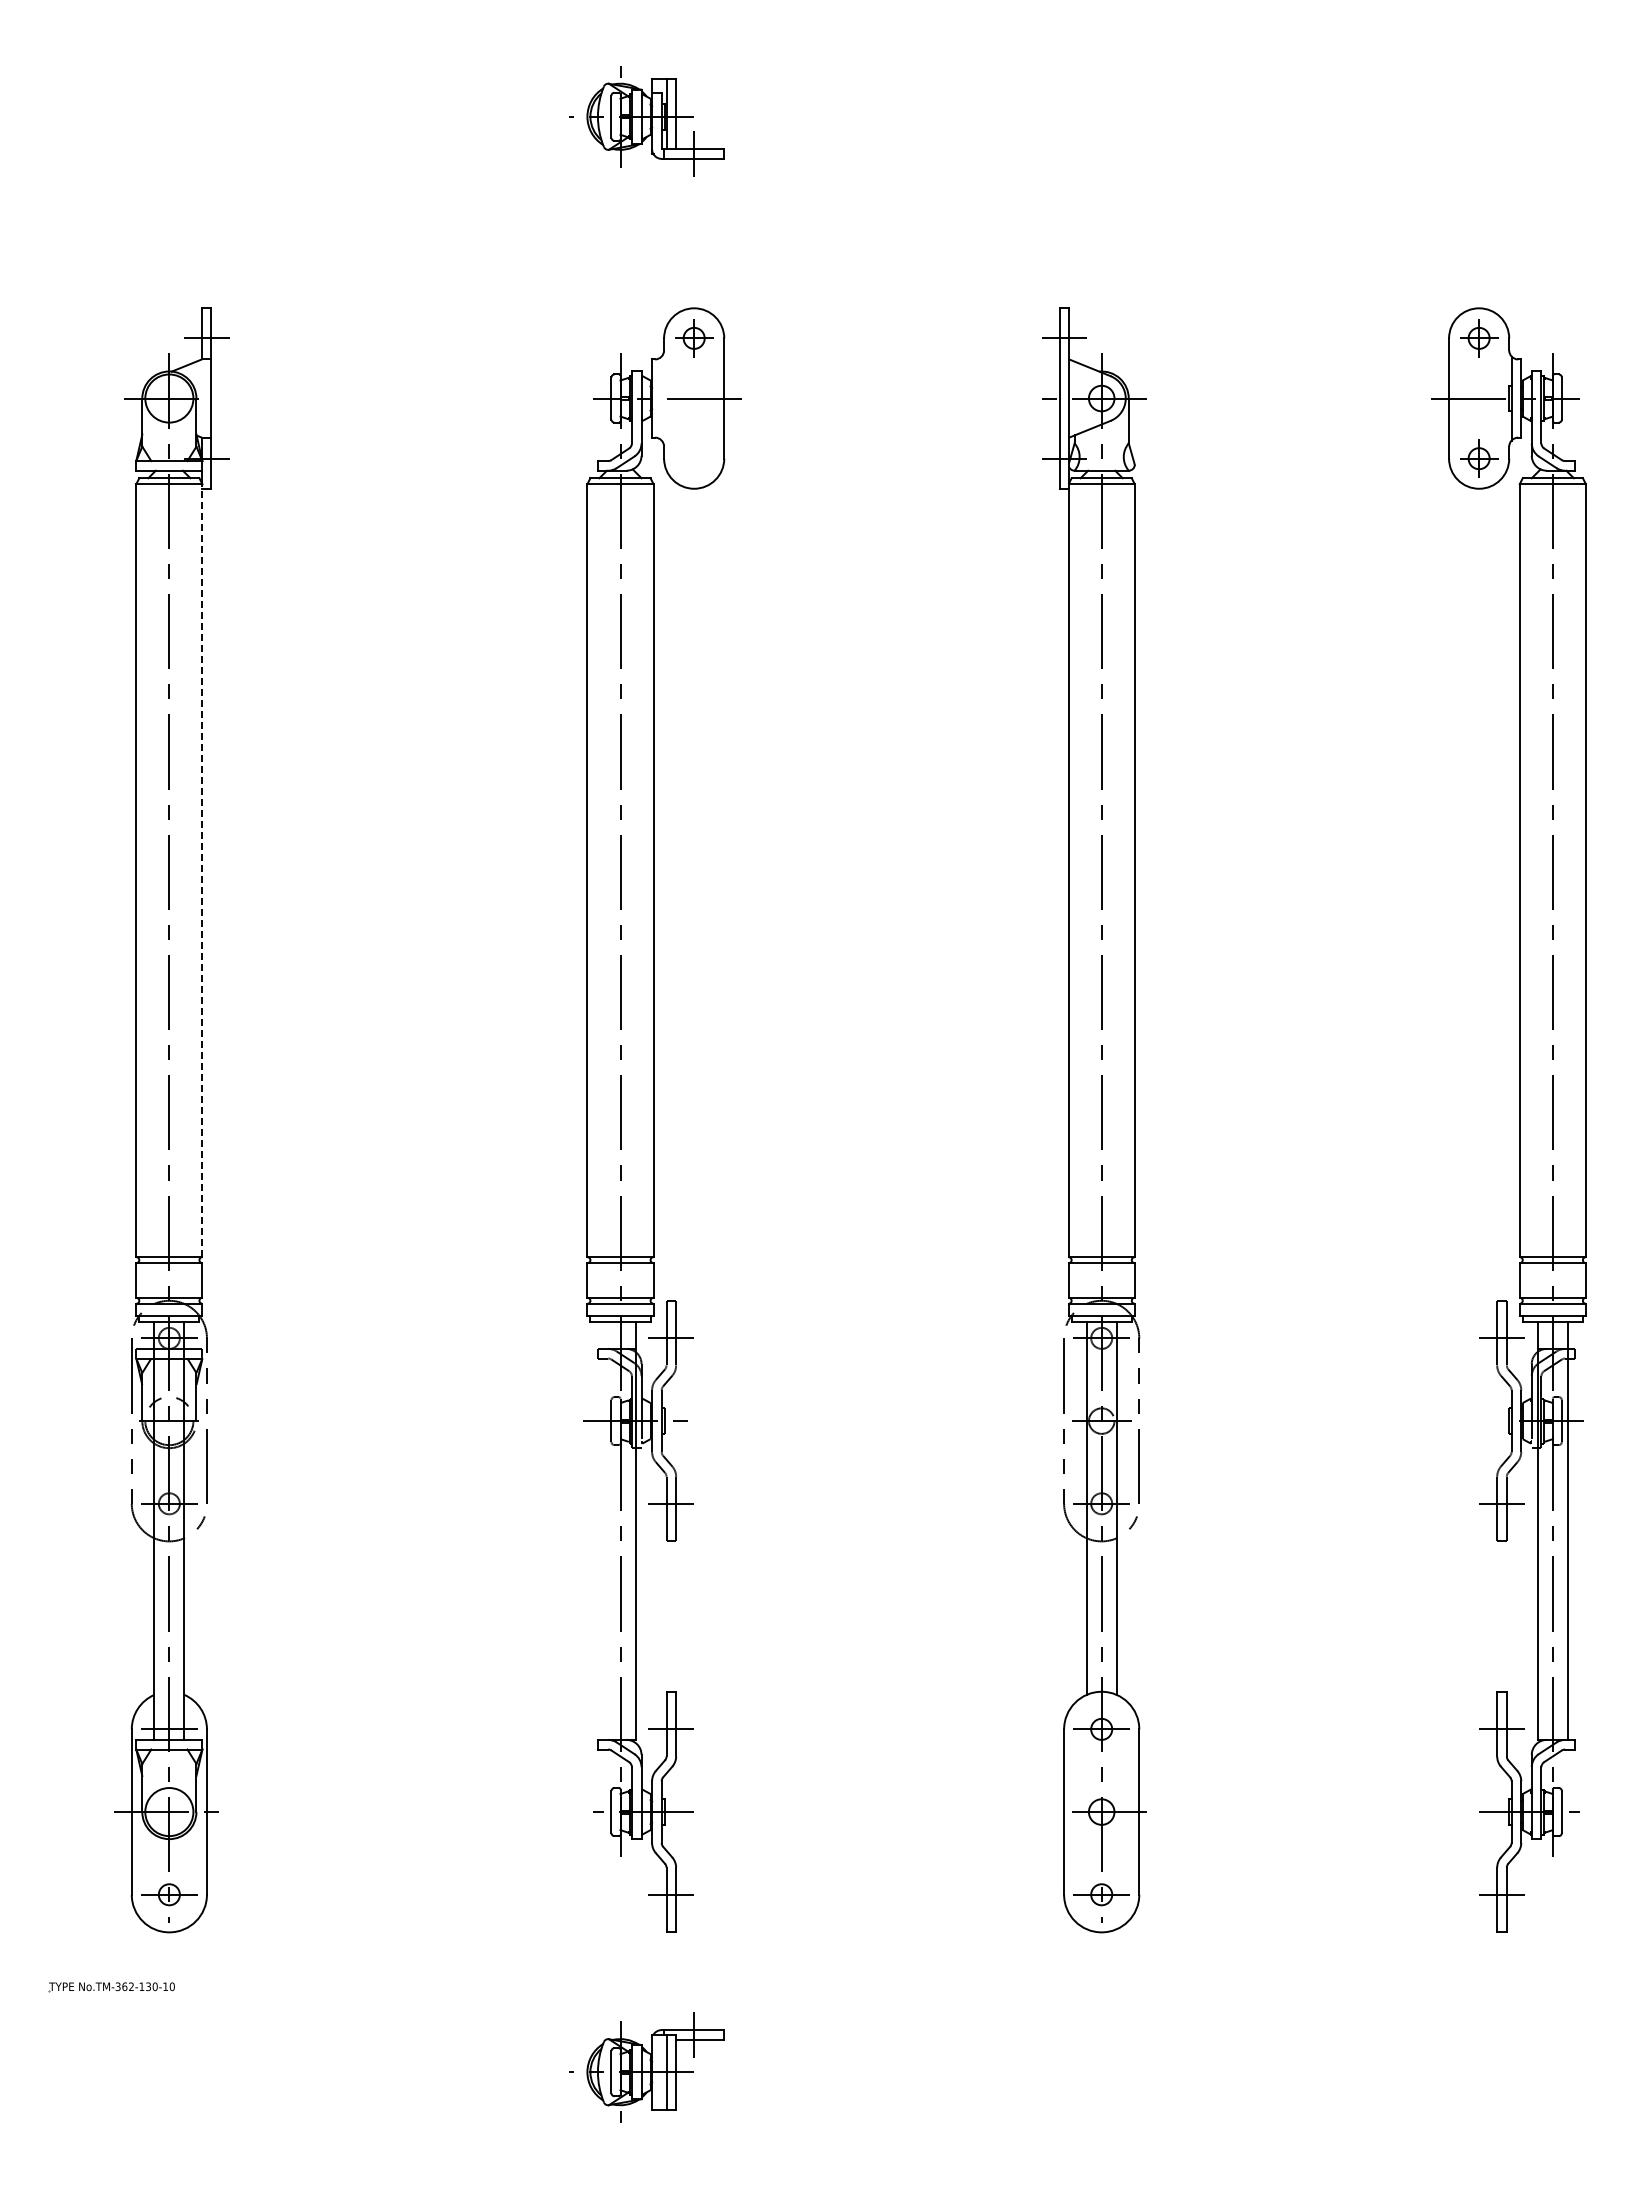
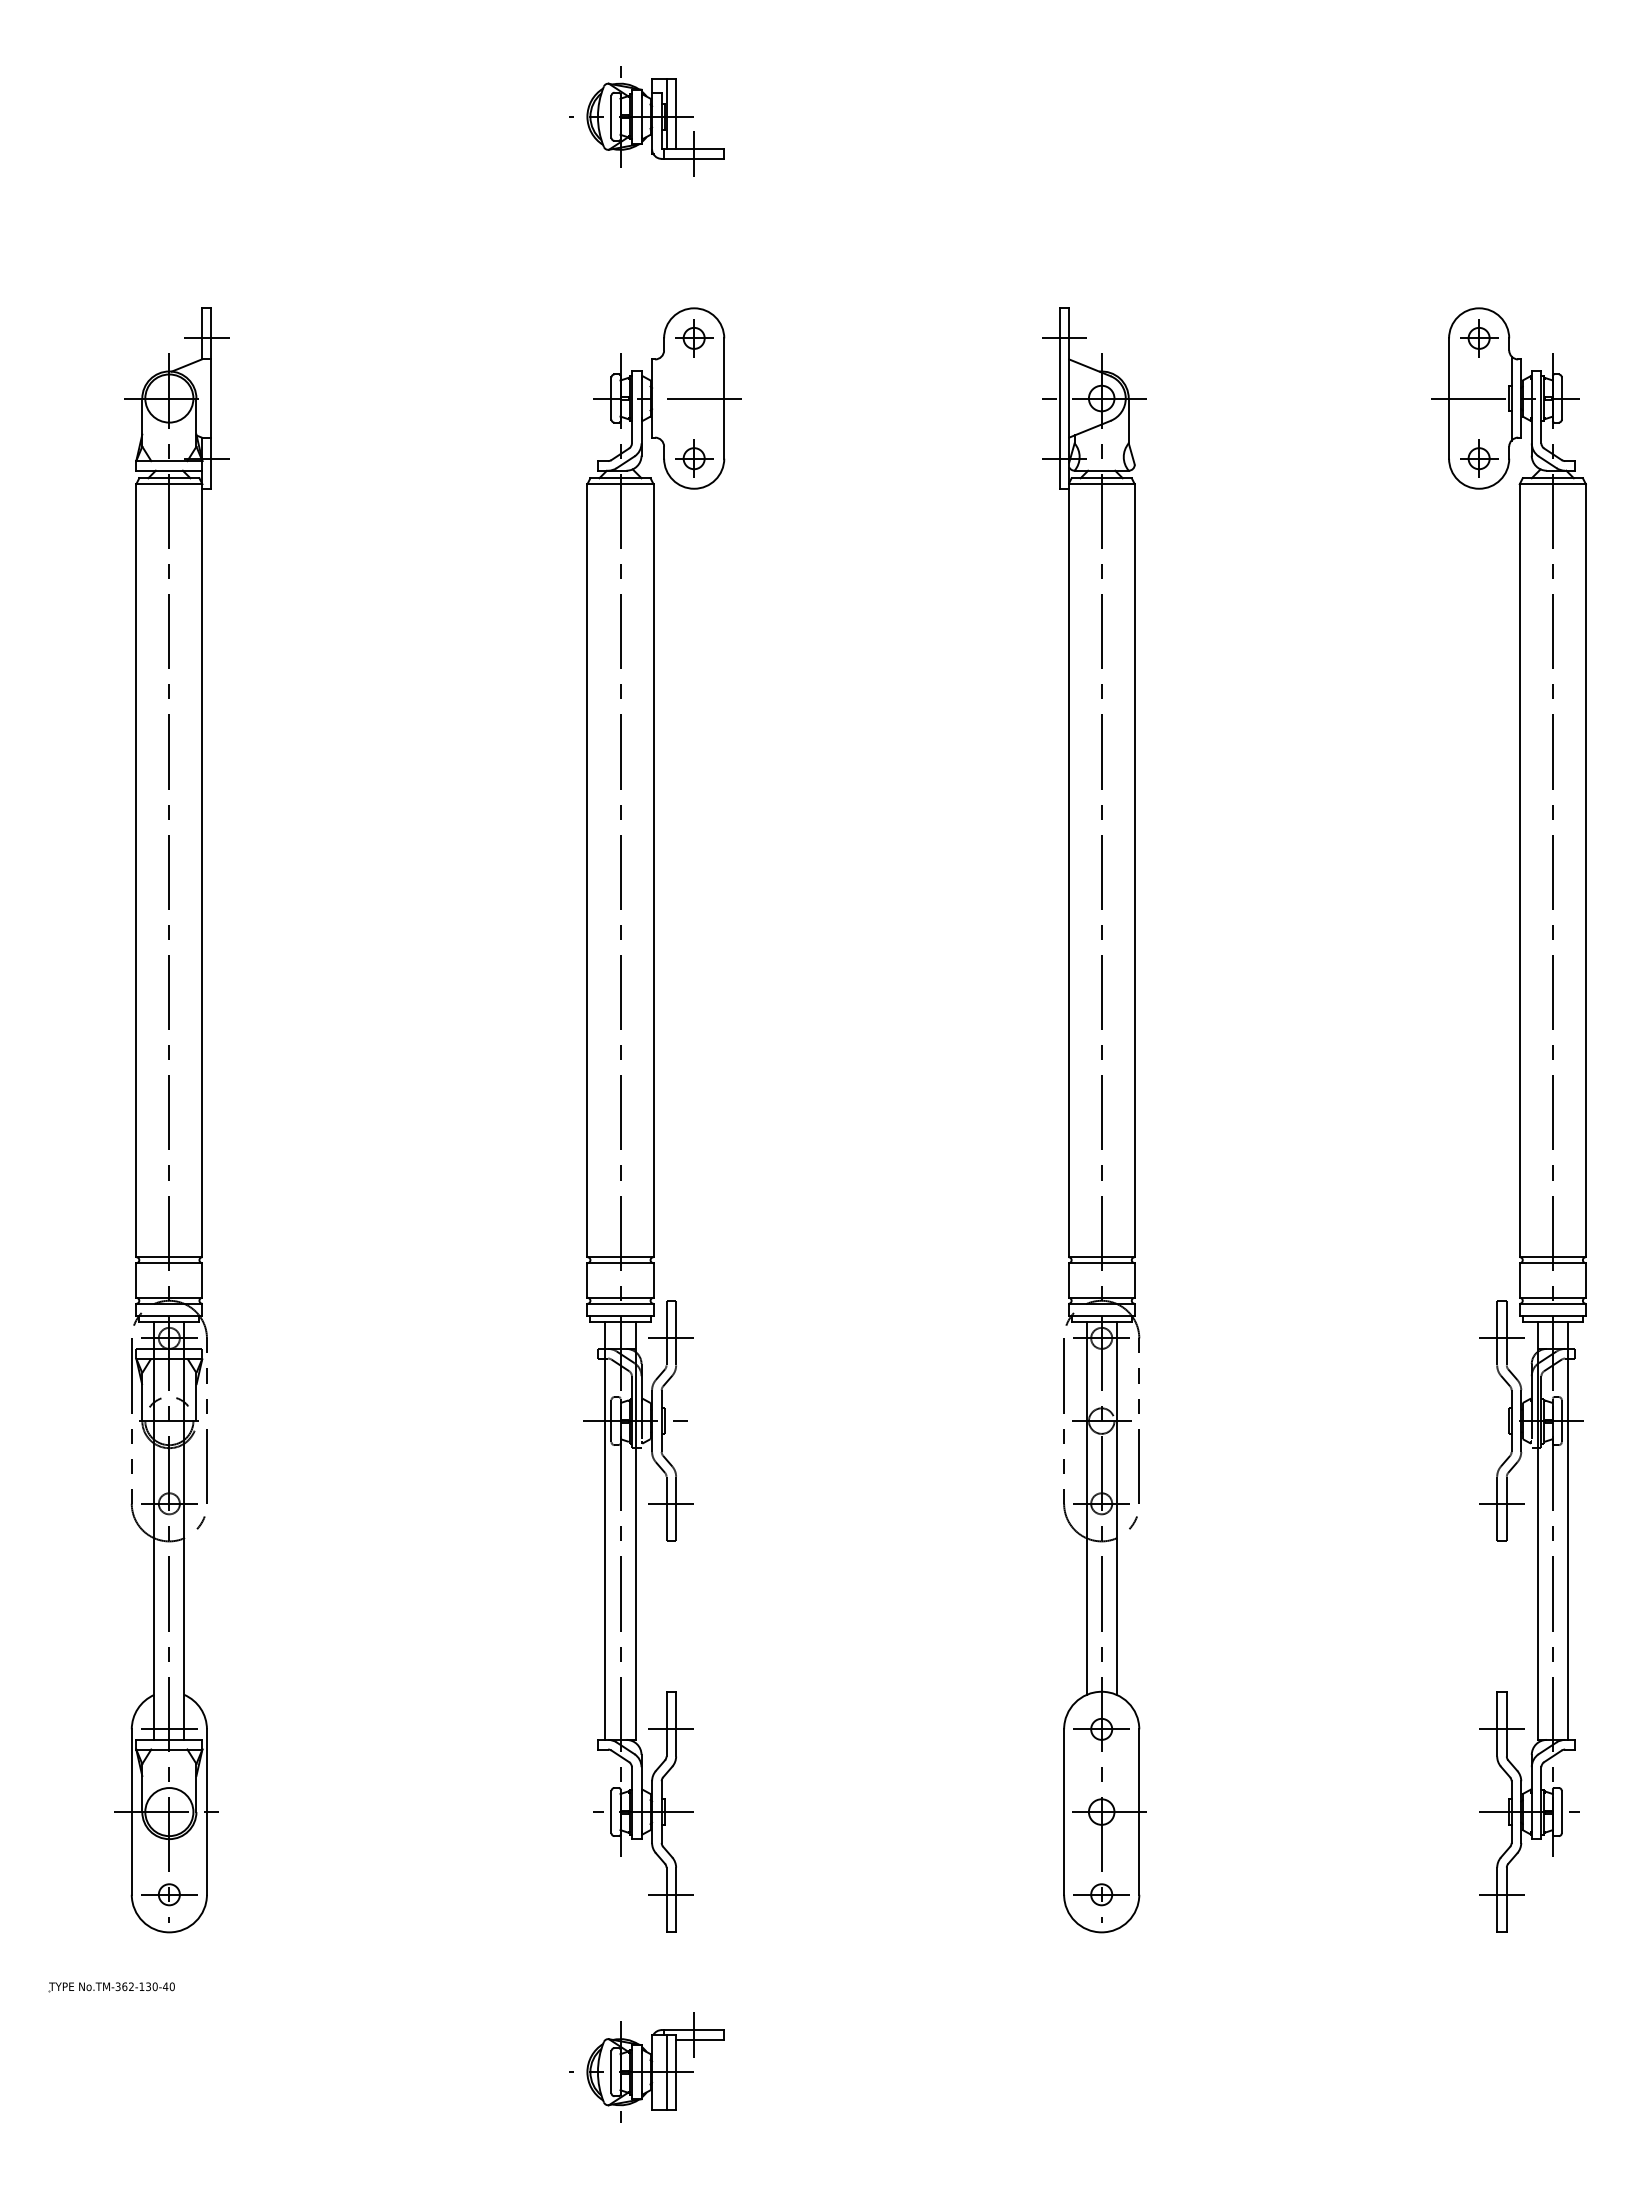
part: none -> present (694, 458)
line: dashed -> solid (202, 870)
line: none -> present (605, 1530)
text: No.TM-362-130-10 -> No.TM-362-130-40 (165, 1986)
